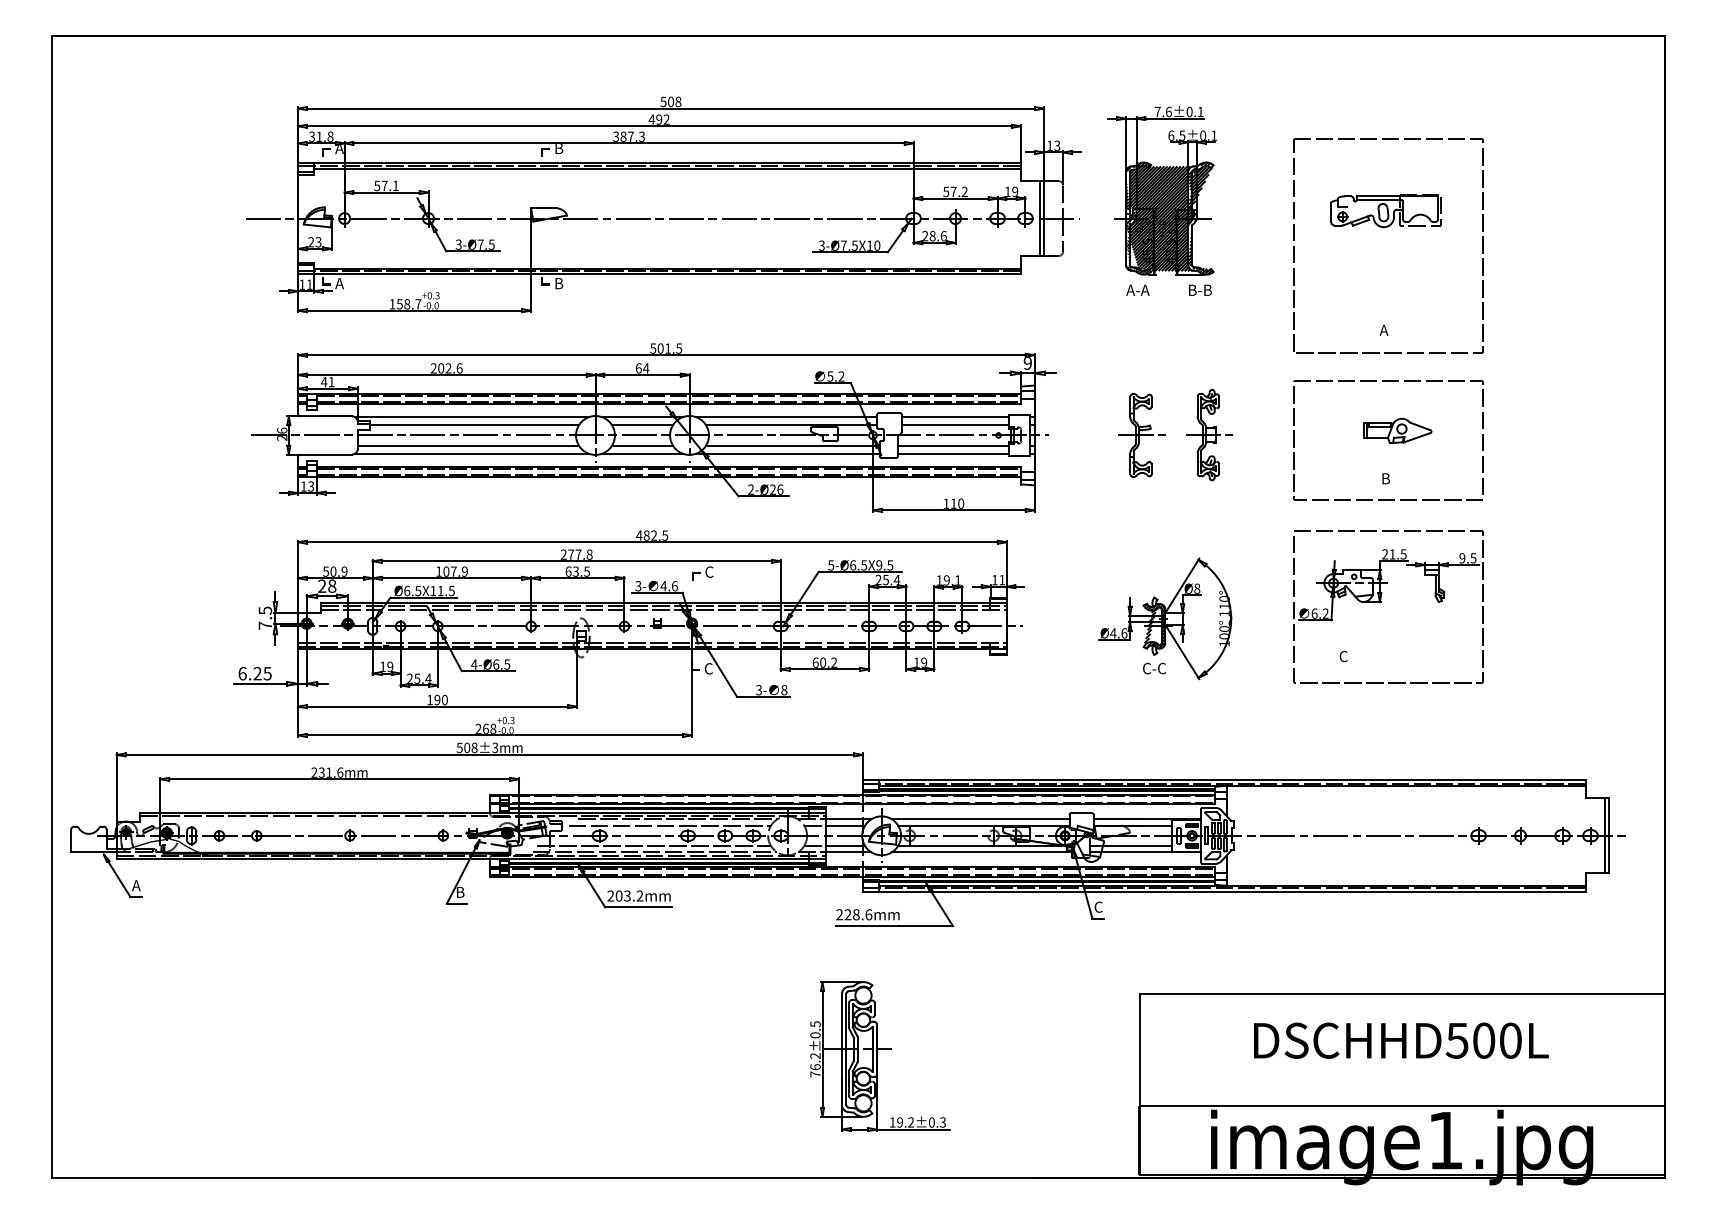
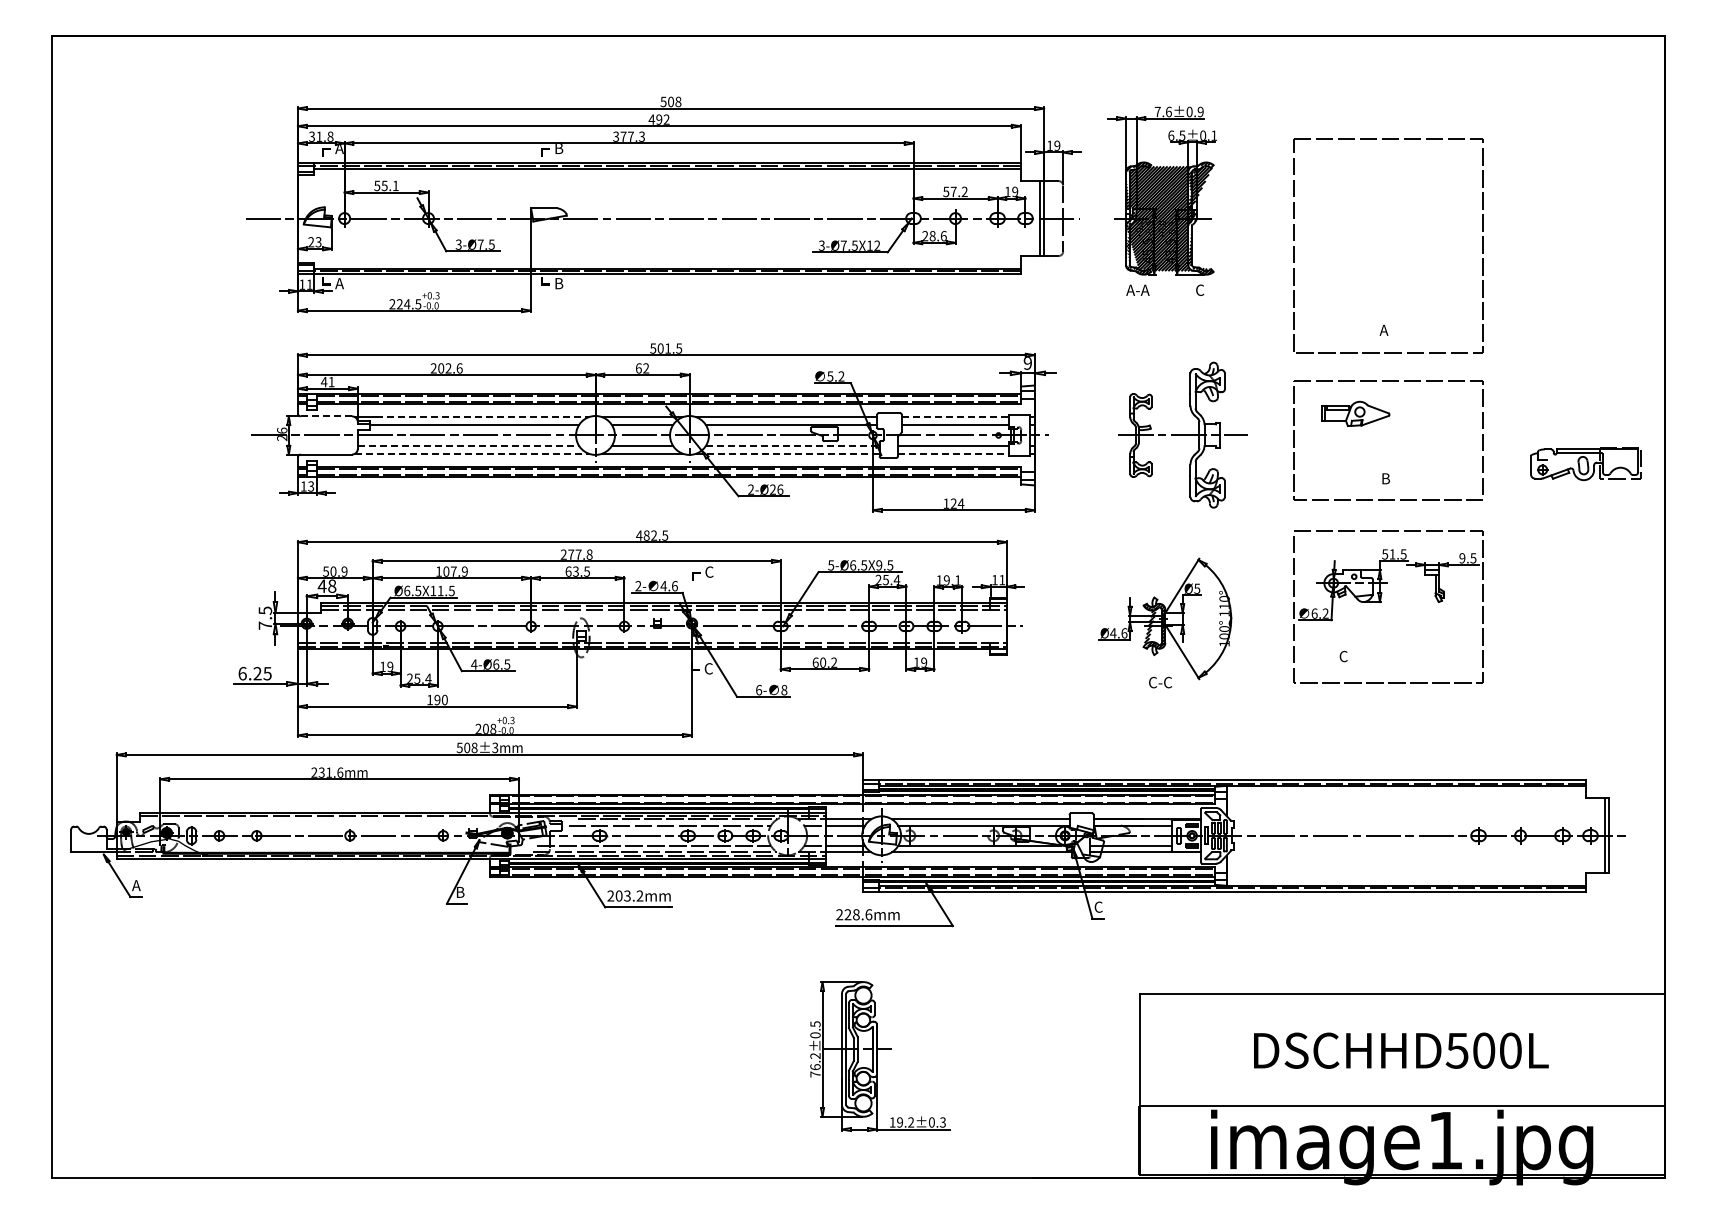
text: 7.6±0.1 -> 7.6±0.9 (1200, 111)
text: 387.3 -> 377.3 (623, 136)
text: 13 -> 19 (1057, 145)
text: 57.1 -> 55.1 (384, 185)
part position: (1385, 211) -> (1585, 464) (1585, 464)
text: 3-Ø7.5X10 -> 3-Ø7.5X12 (877, 245)
text: B-B -> C (1200, 289)
text: 158.7 -> 224.5 (405, 304)
text: 64 -> 62 (645, 368)
line: solid -> dashed (326, 416)
line: solid -> dashed (482, 417)
line: solid -> dashed (955, 417)
part position: (1397, 430) -> (1355, 413) (1355, 413)
part size: 47x94 px -> 77x148 px (1209, 434)
line: solid -> dashed (468, 445)
line: solid -> dashed (792, 445)
line: solid -> dashed (472, 453)
line: solid -> dashed (787, 453)
line: solid -> dashed (953, 453)
text: 110 -> 124 (957, 503)
text: 21.5 -> 51.5 (1385, 554)
text: 28 -> 48 (321, 585)
text: 3- -> 2- (638, 586)
text: Ø8 -> Ø5 (1197, 588)
text position: (1154, 668) -> (1160, 682) (1160, 682)
text: 3- -> 6- (759, 689)
text: 268 -> 208 (485, 728)
text position: (1401, 1040) -> (1401, 1050) (1401, 1050)
